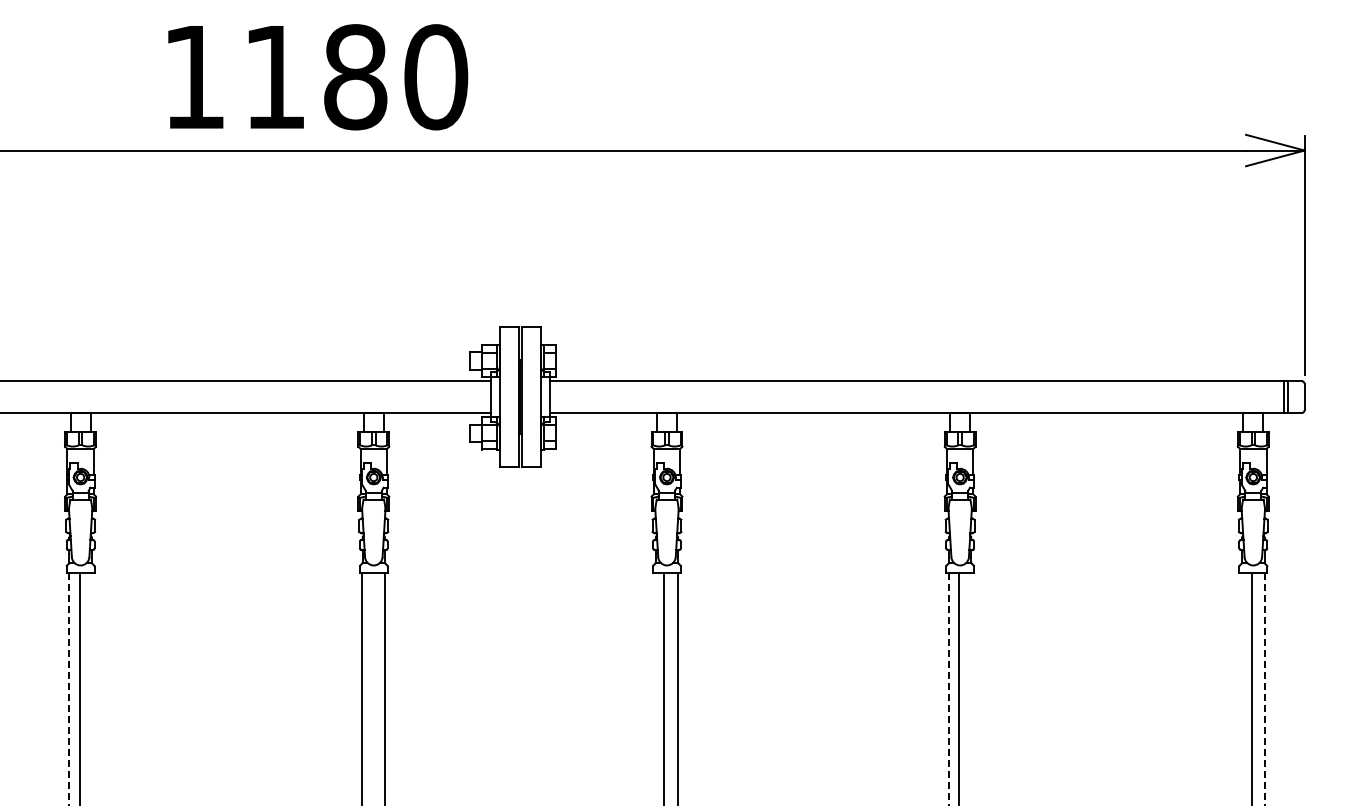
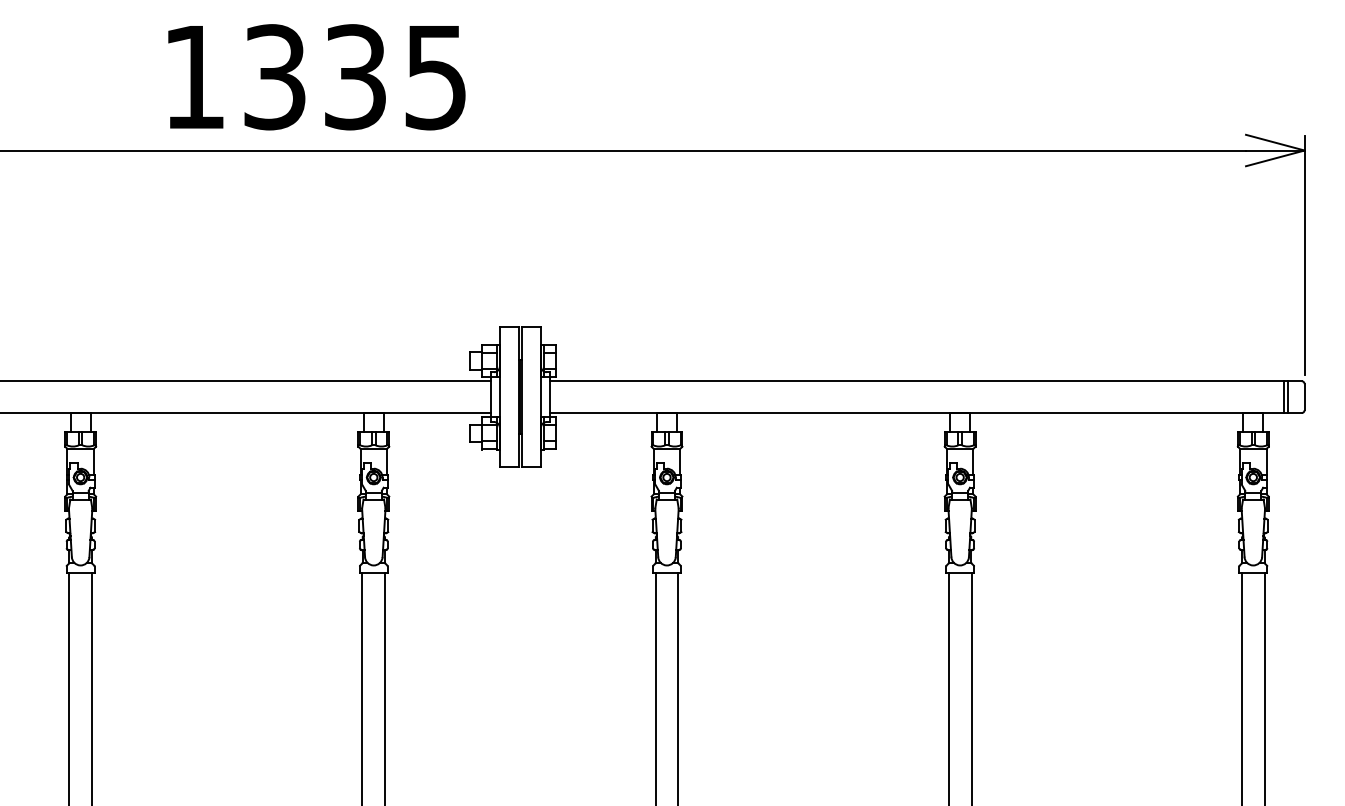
text: 1180 -> 1335 (356, 77)
line position: (80, 687) -> (92, 687) (92, 687)
line position: (663, 687) -> (655, 687) (655, 687)
line position: (958, 687) -> (971, 687) (971, 687)
line position: (1251, 687) -> (1241, 687) (1241, 687)
line: dashed -> solid (69, 689)
line: dashed -> solid (948, 689)
line: dashed -> solid (1264, 689)
